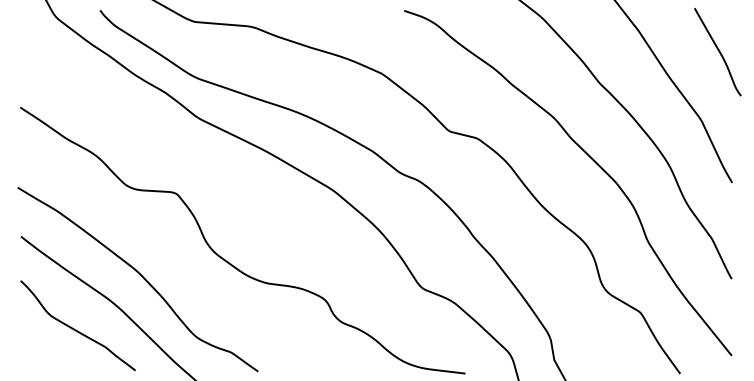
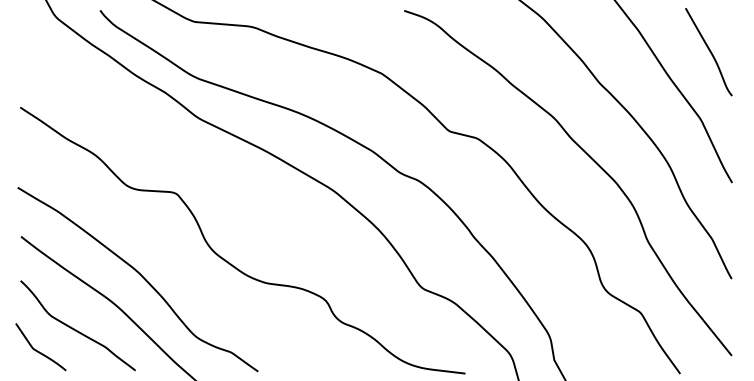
curve position: (718, 51) -> (709, 51) (709, 51)
curve: none -> present (38, 350)
